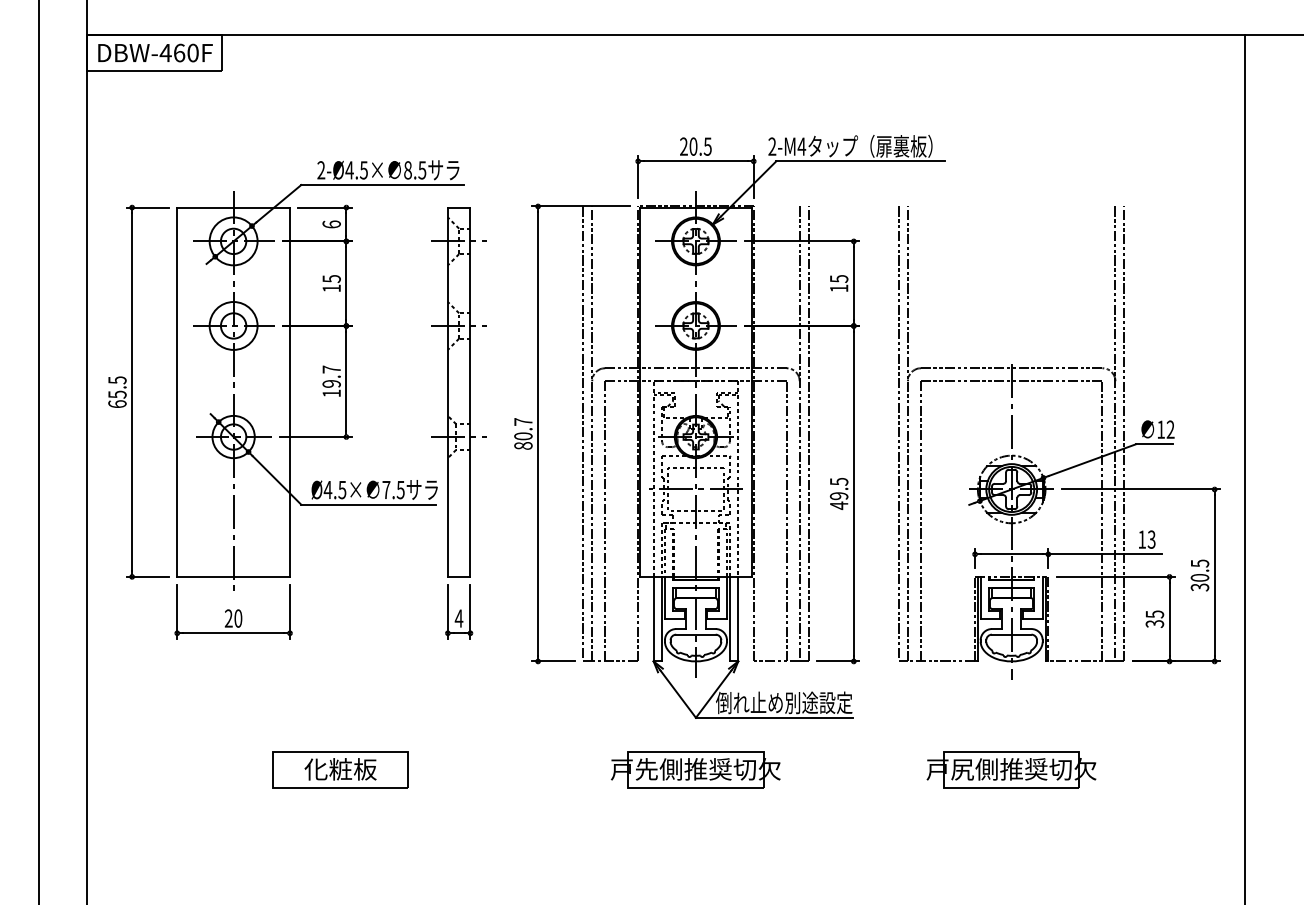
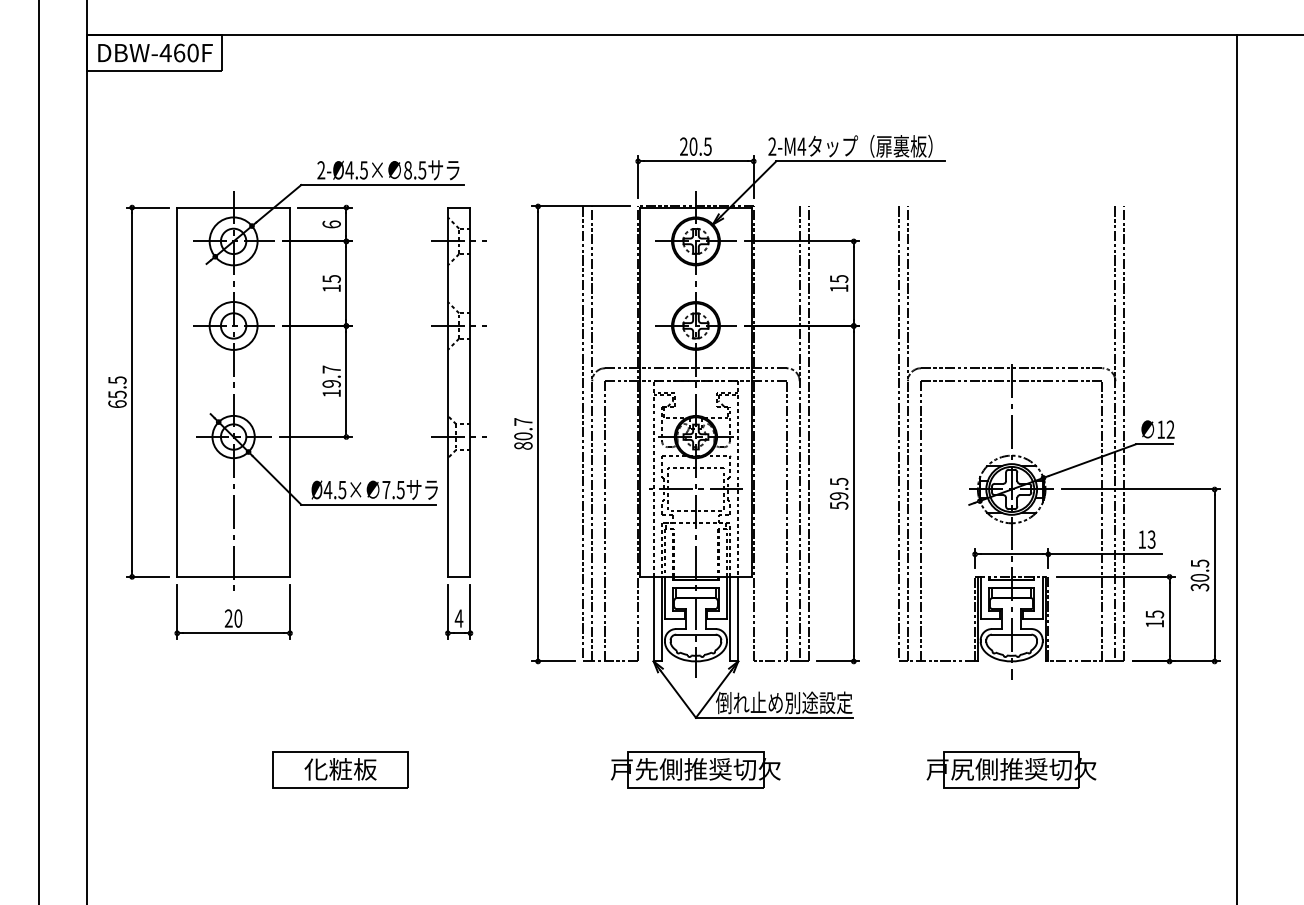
line position: (1245, 468) -> (1237, 468) (1237, 468)
text: 49.5 -> 59.5 (839, 505)
text: 35 -> 15 (1154, 623)
